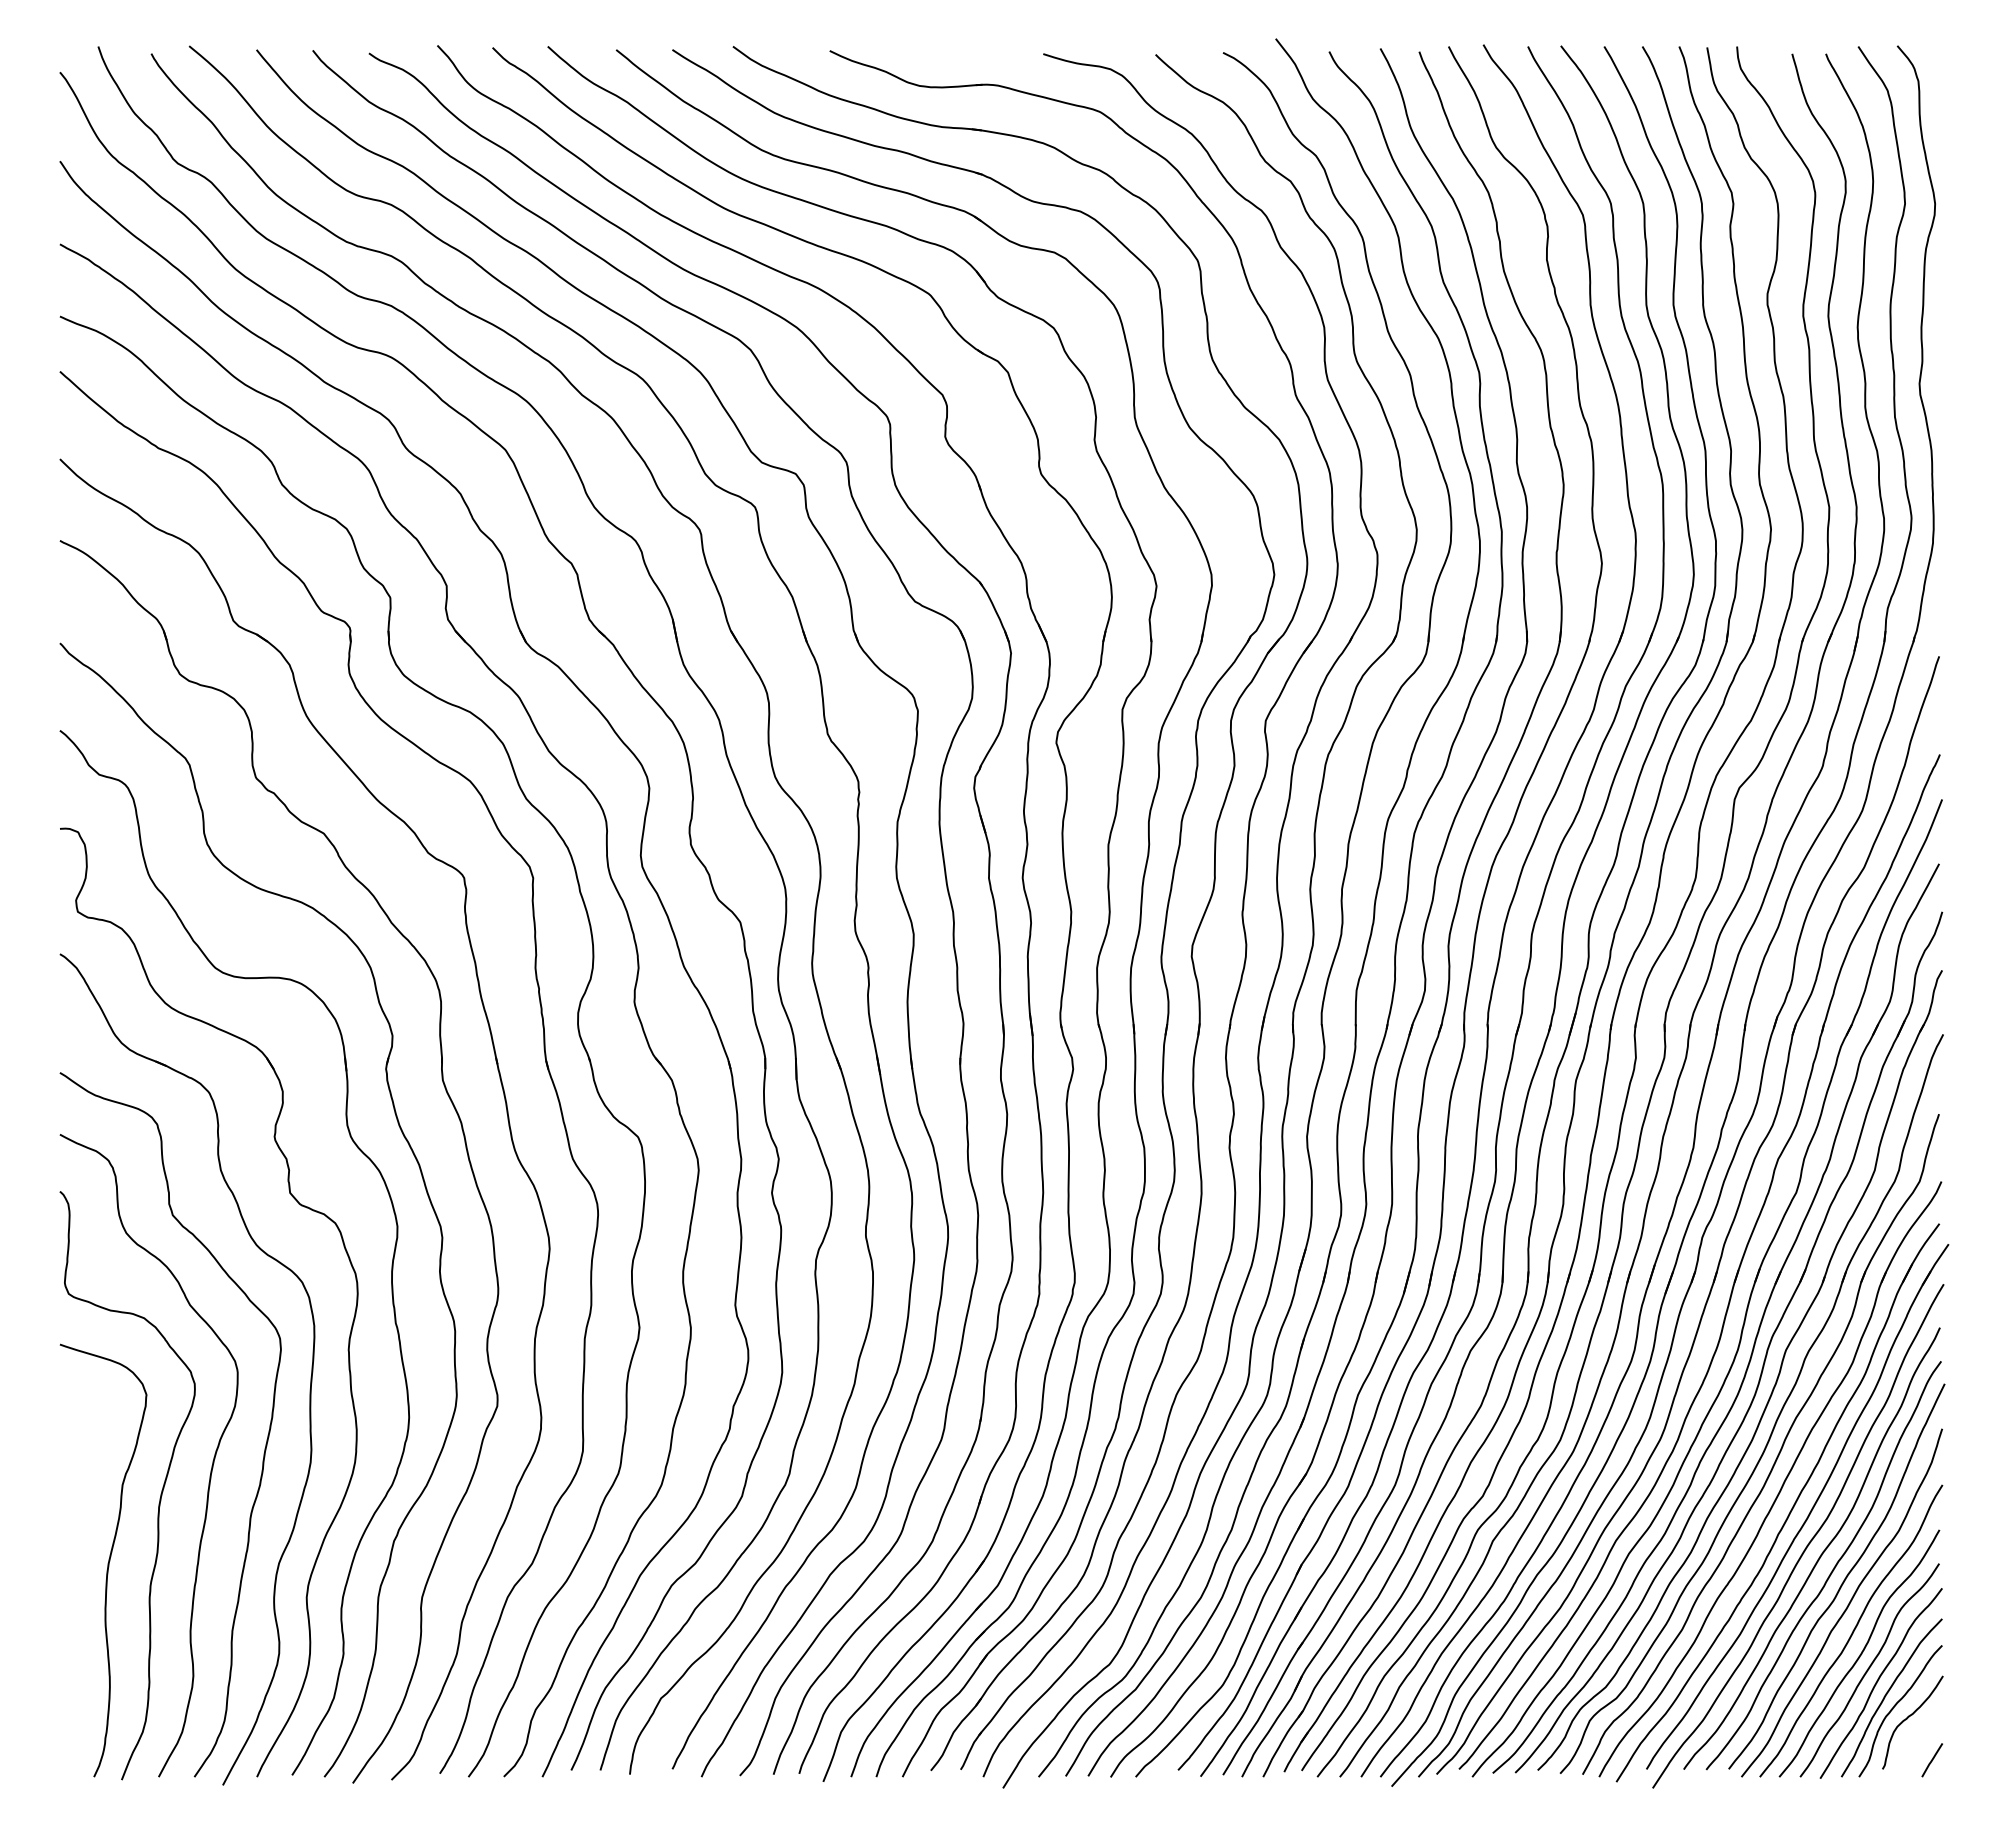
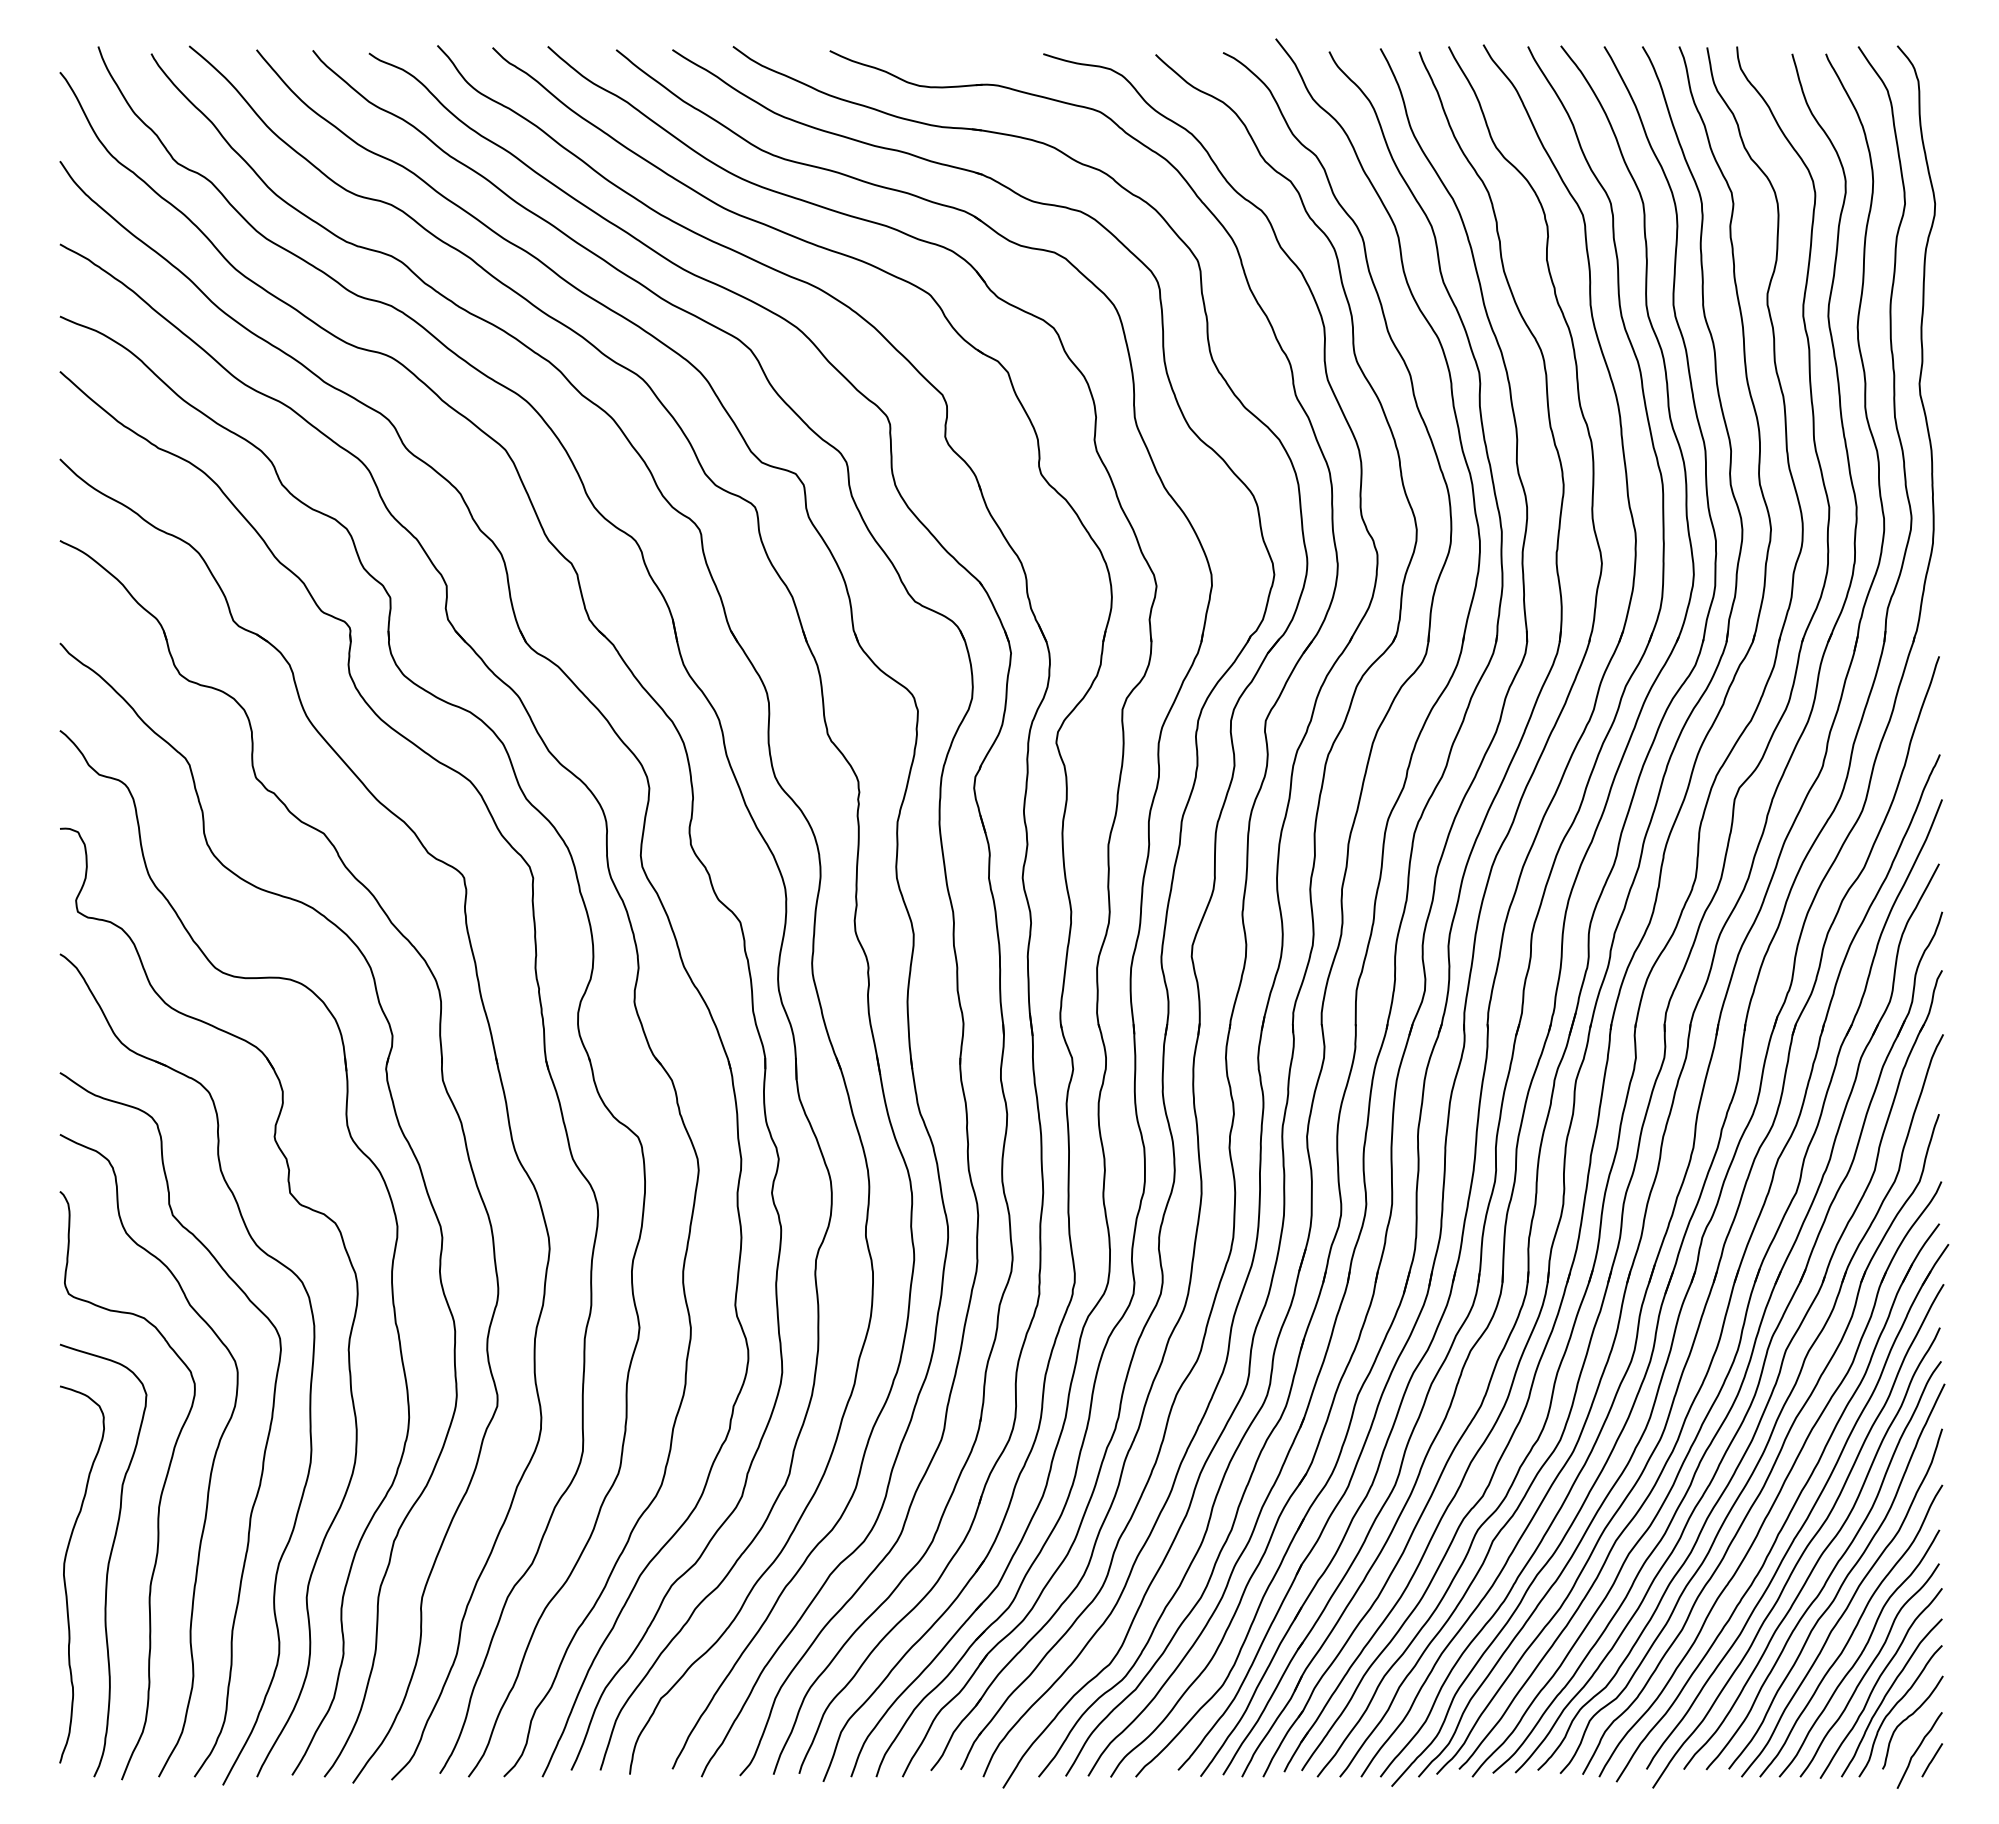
curve: none -> present (65, 1577)
curve: none -> present (1918, 1749)
